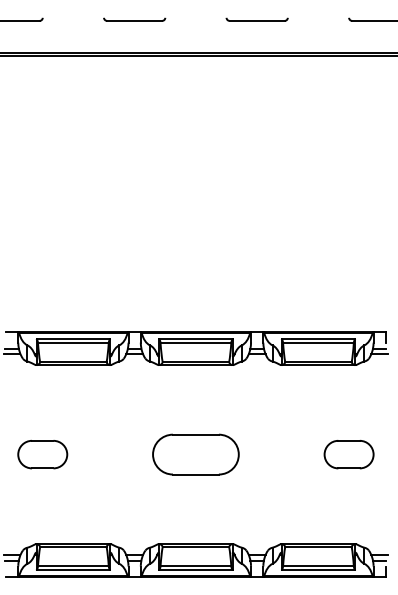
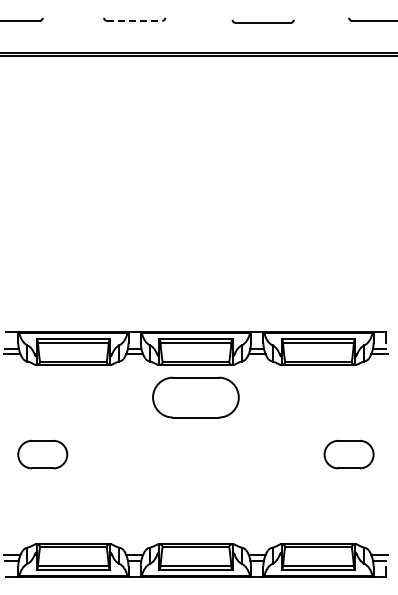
part position: (256, 19) -> (262, 21) (262, 21)
line: solid -> dashed (134, 20)
part position: (195, 454) -> (195, 397) (195, 397)
